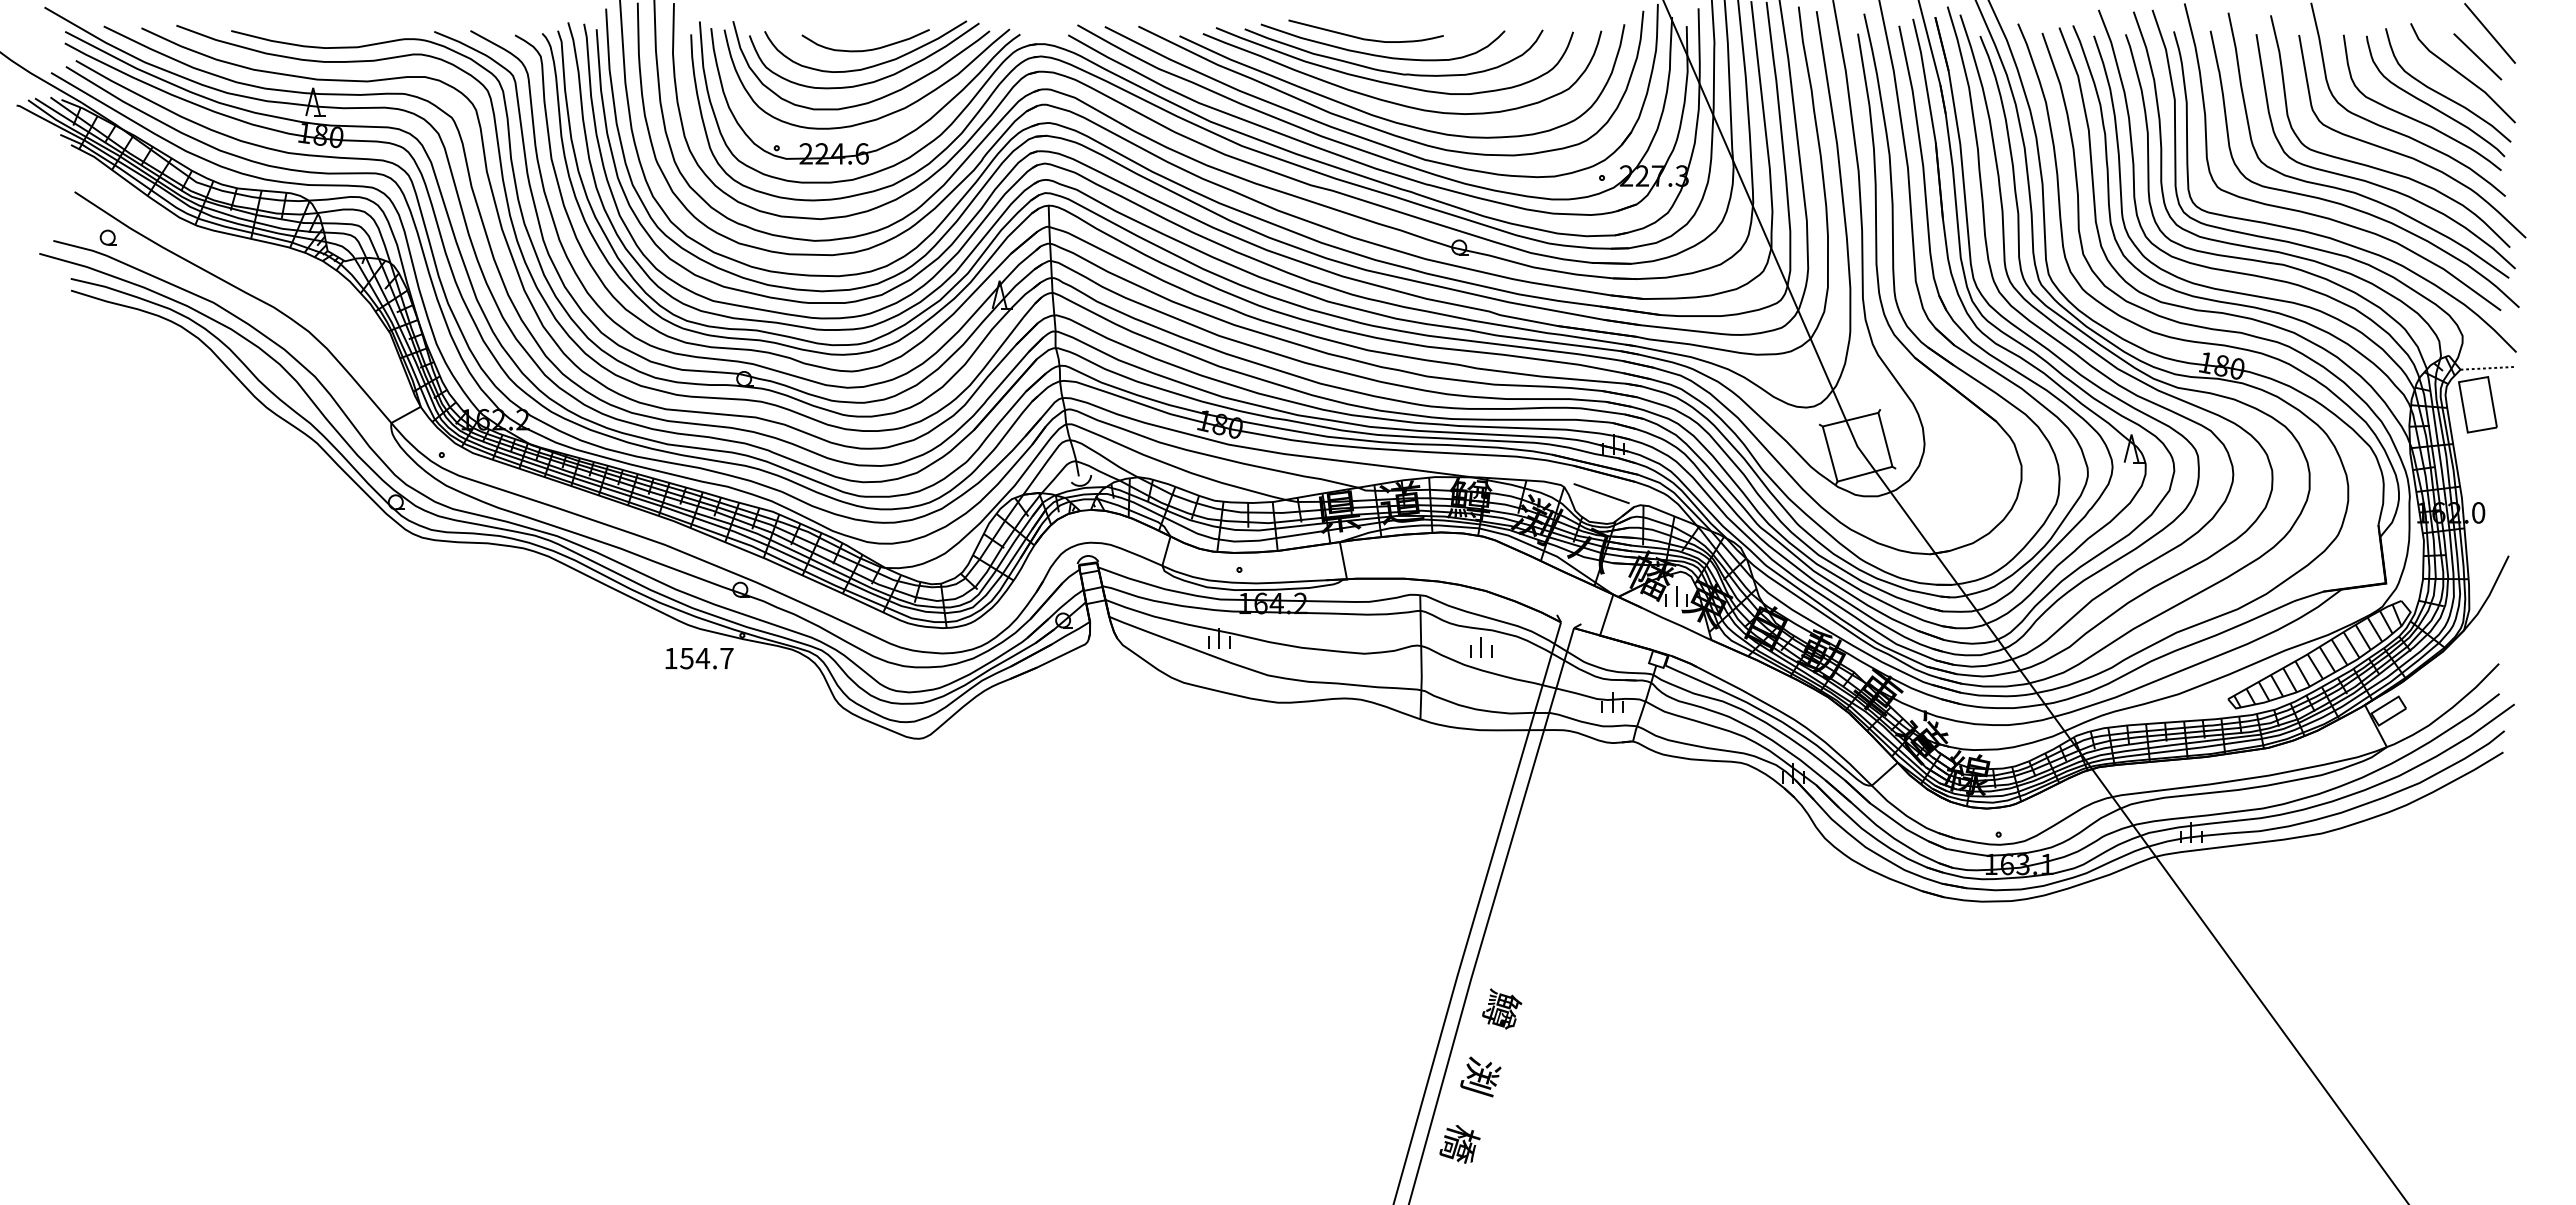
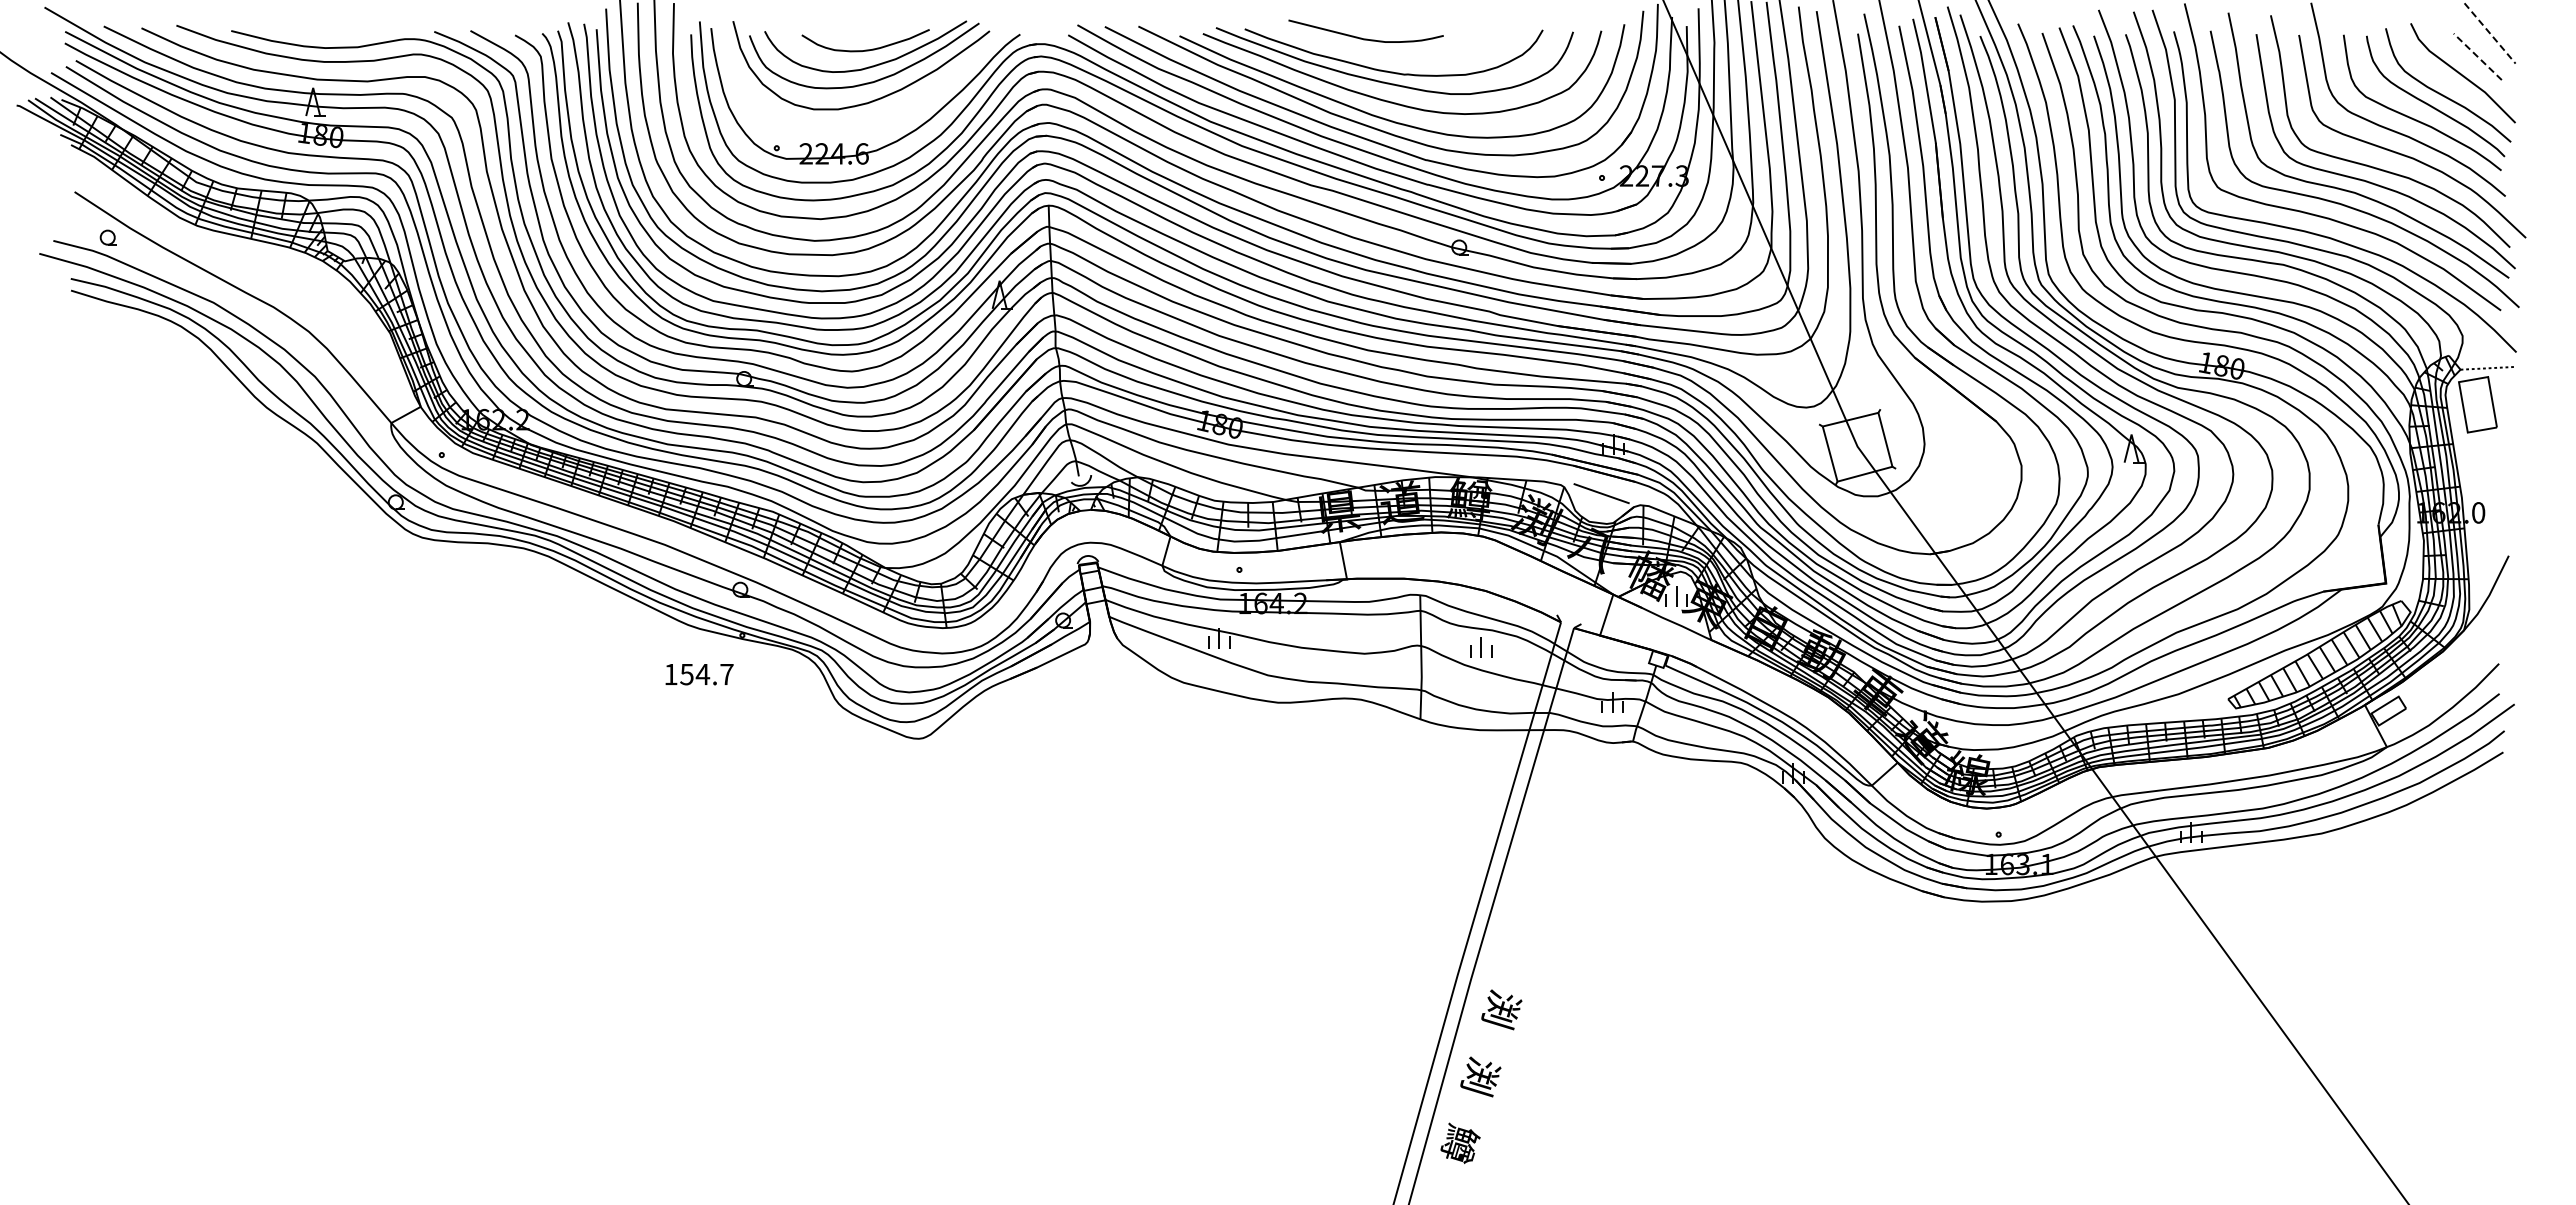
line: solid -> dashed (2490, 33)
curve: present -> none (1377, 54)
line: solid -> dashed (2477, 56)
curve: present -> none (883, 115)
text position: (699, 658) -> (699, 674) (699, 674)
text: 鱒 -> 渕 (1501, 1009)
text: 橋 -> 鱒 (1459, 1143)
